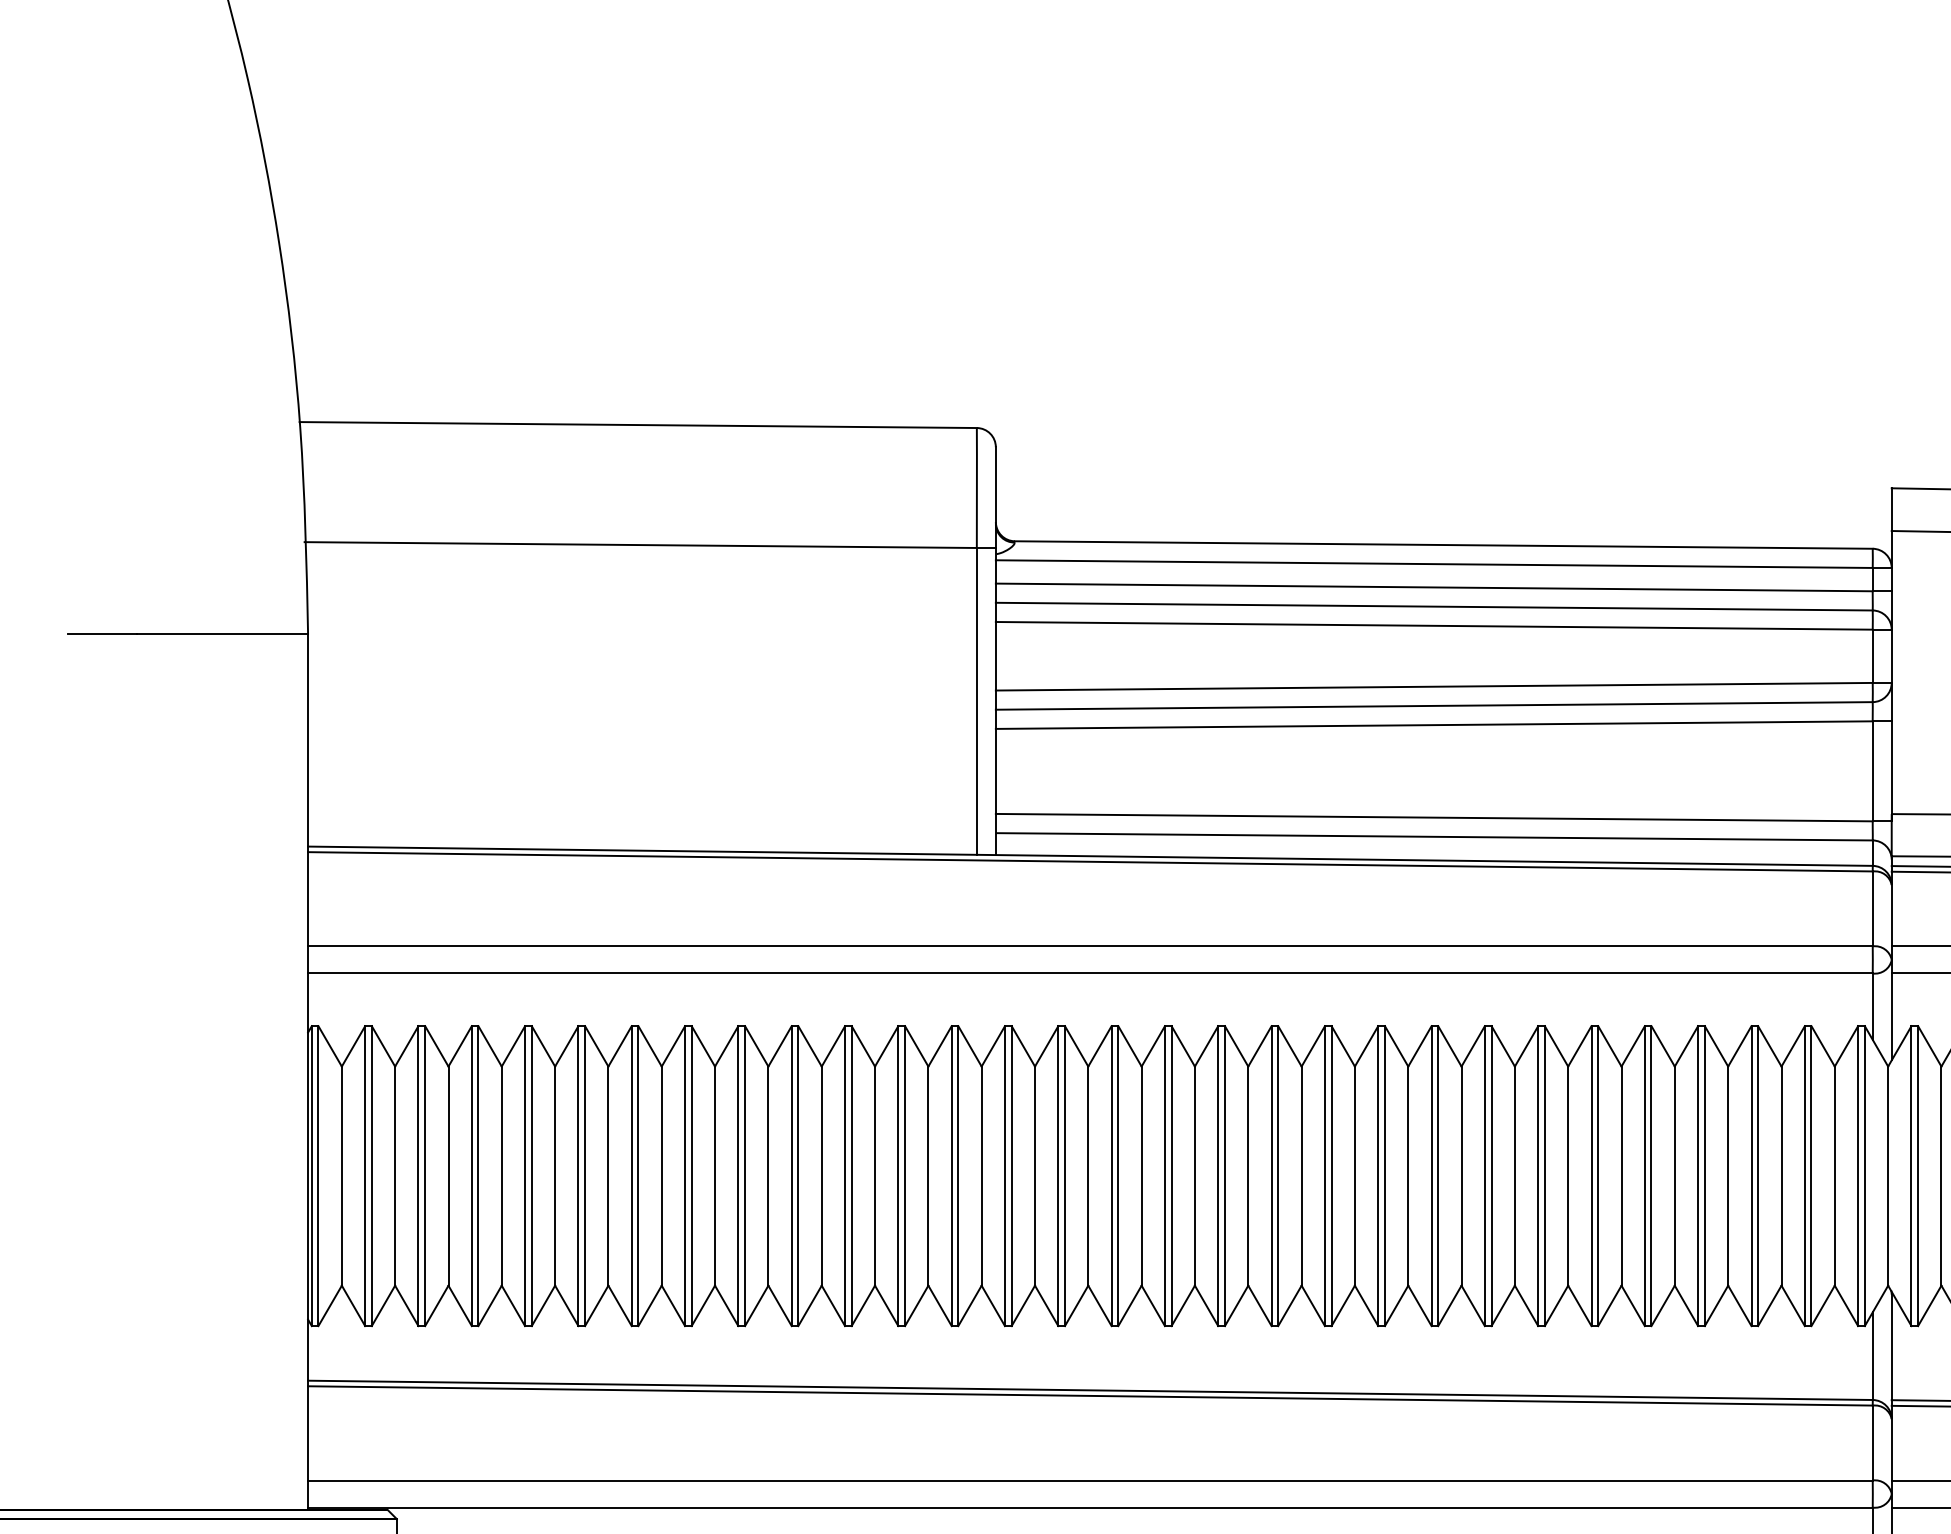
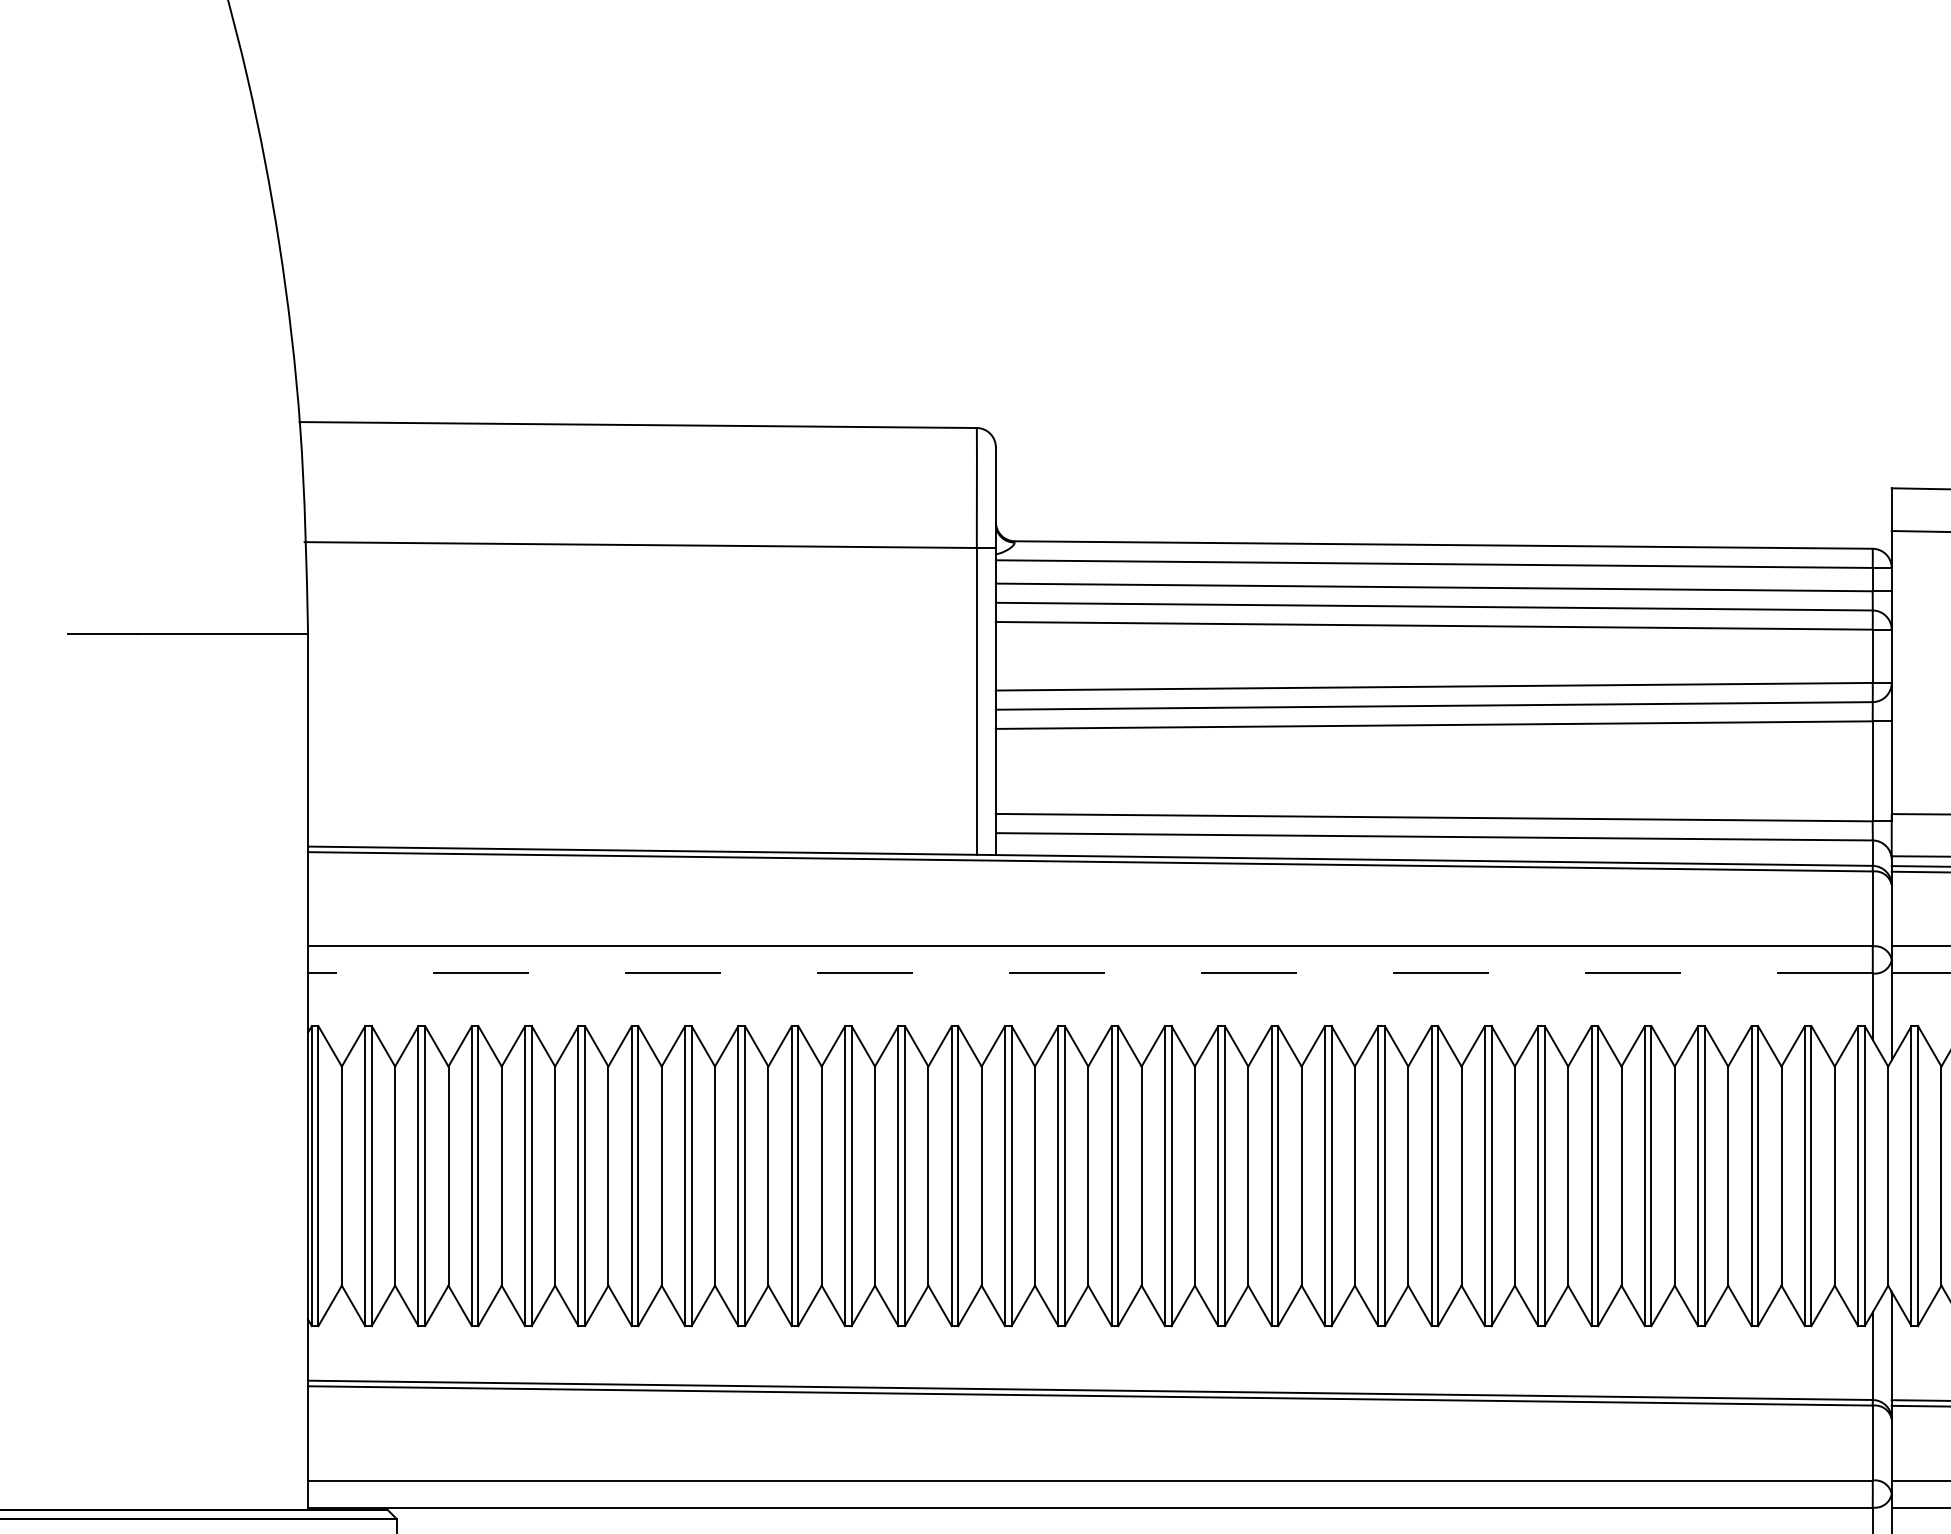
line: solid -> dashed (1089, 973)
